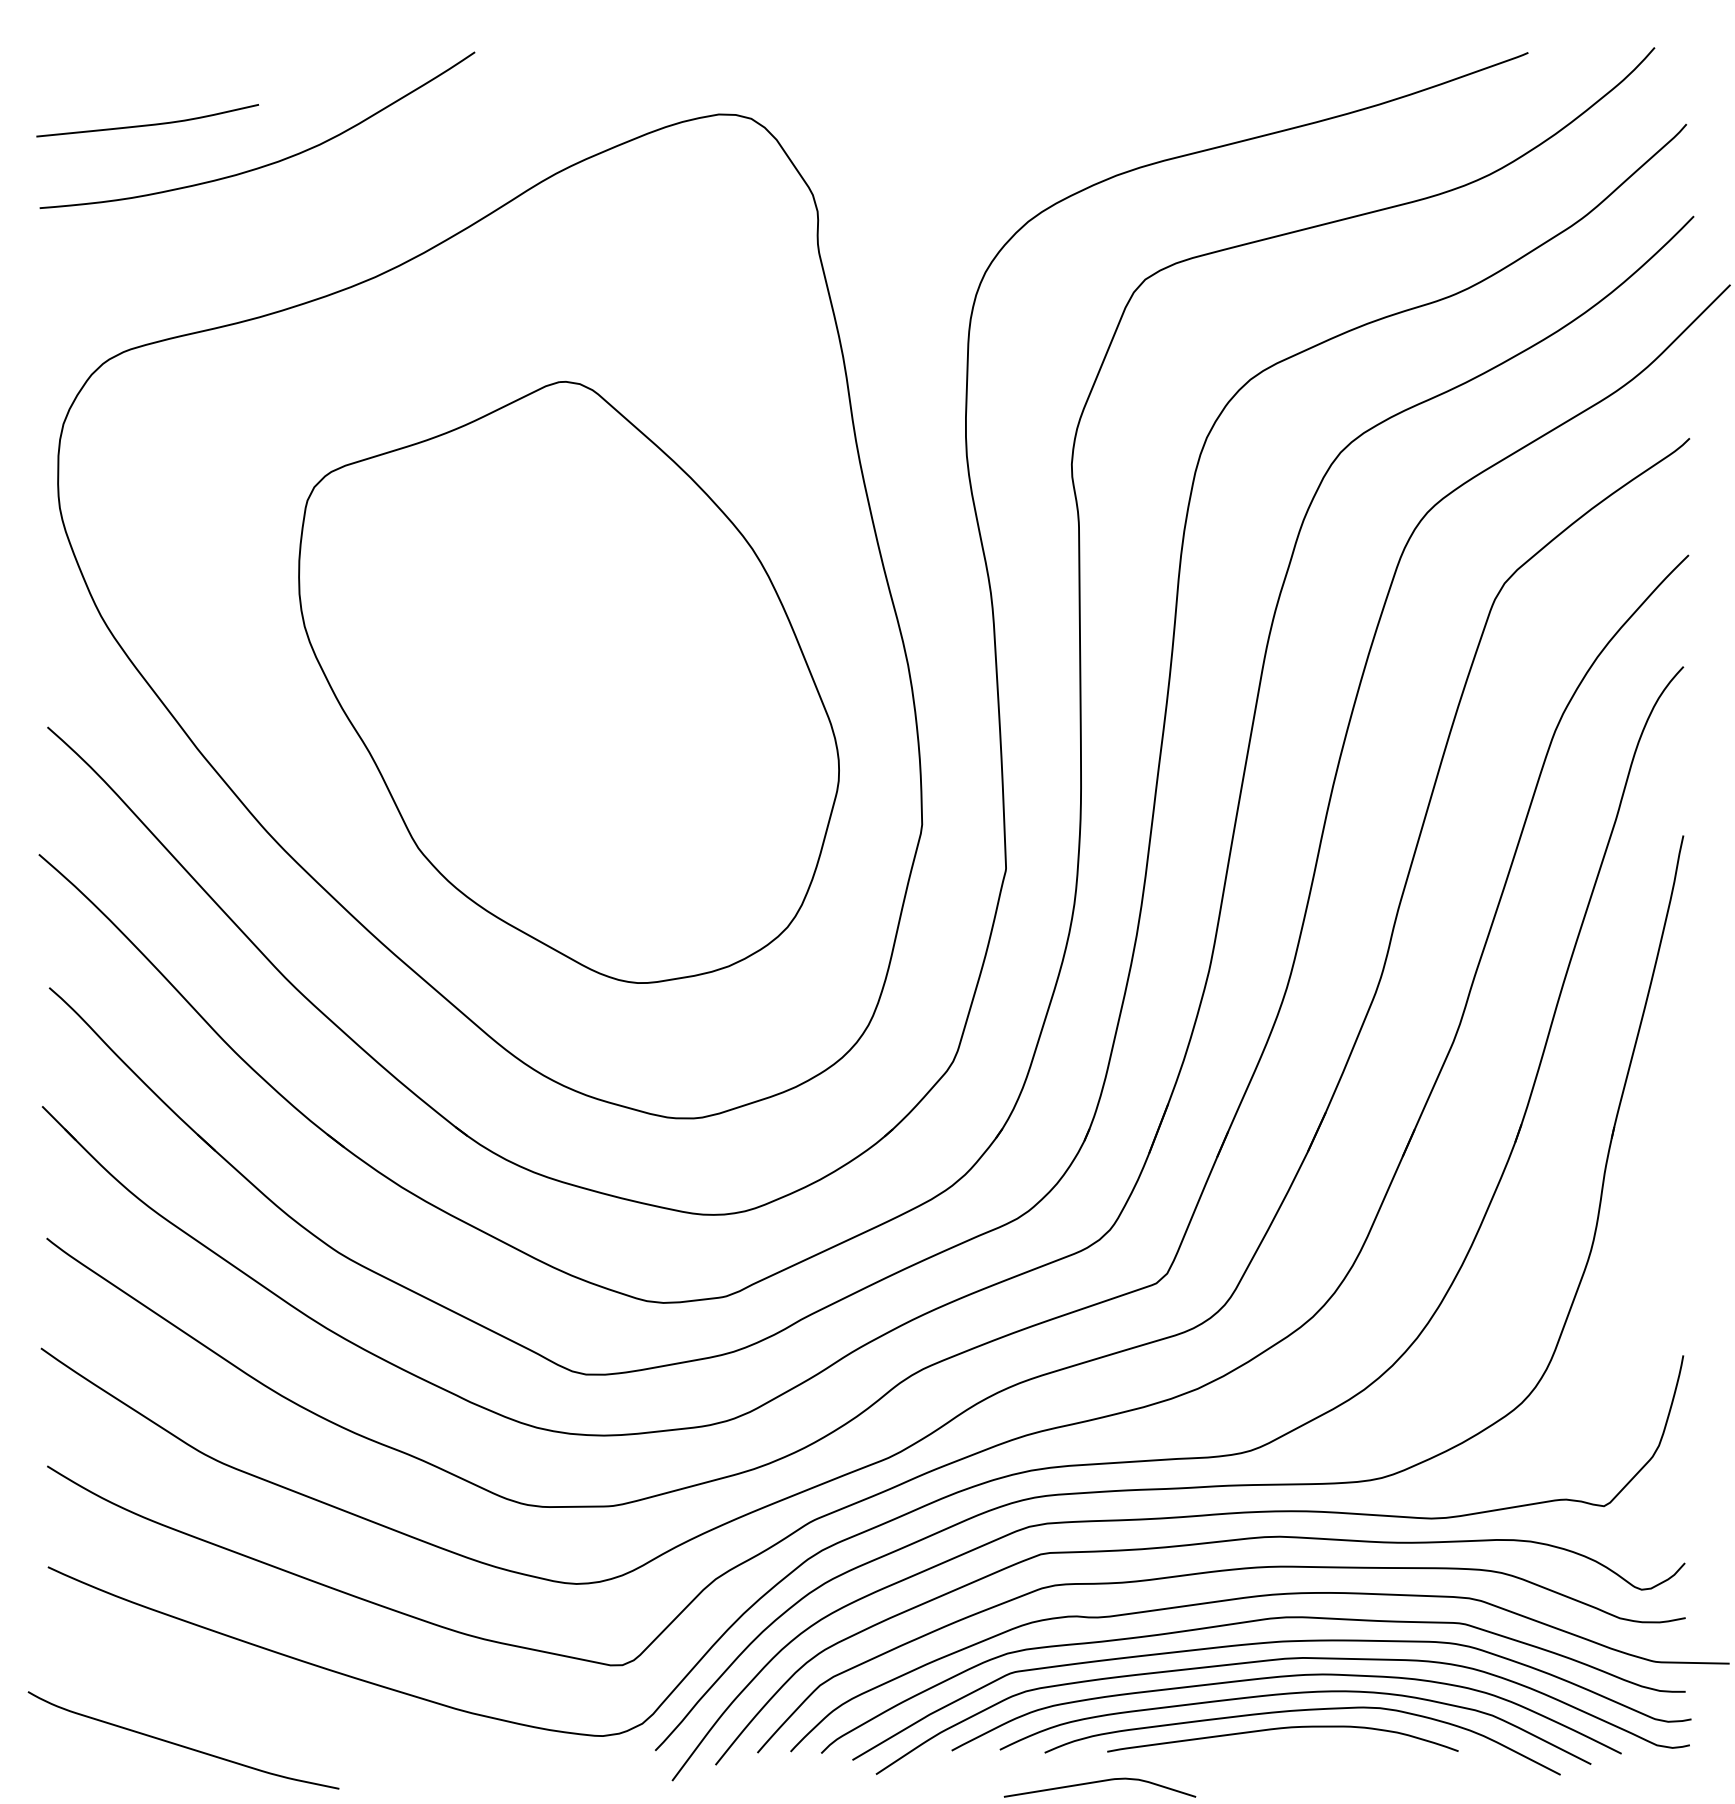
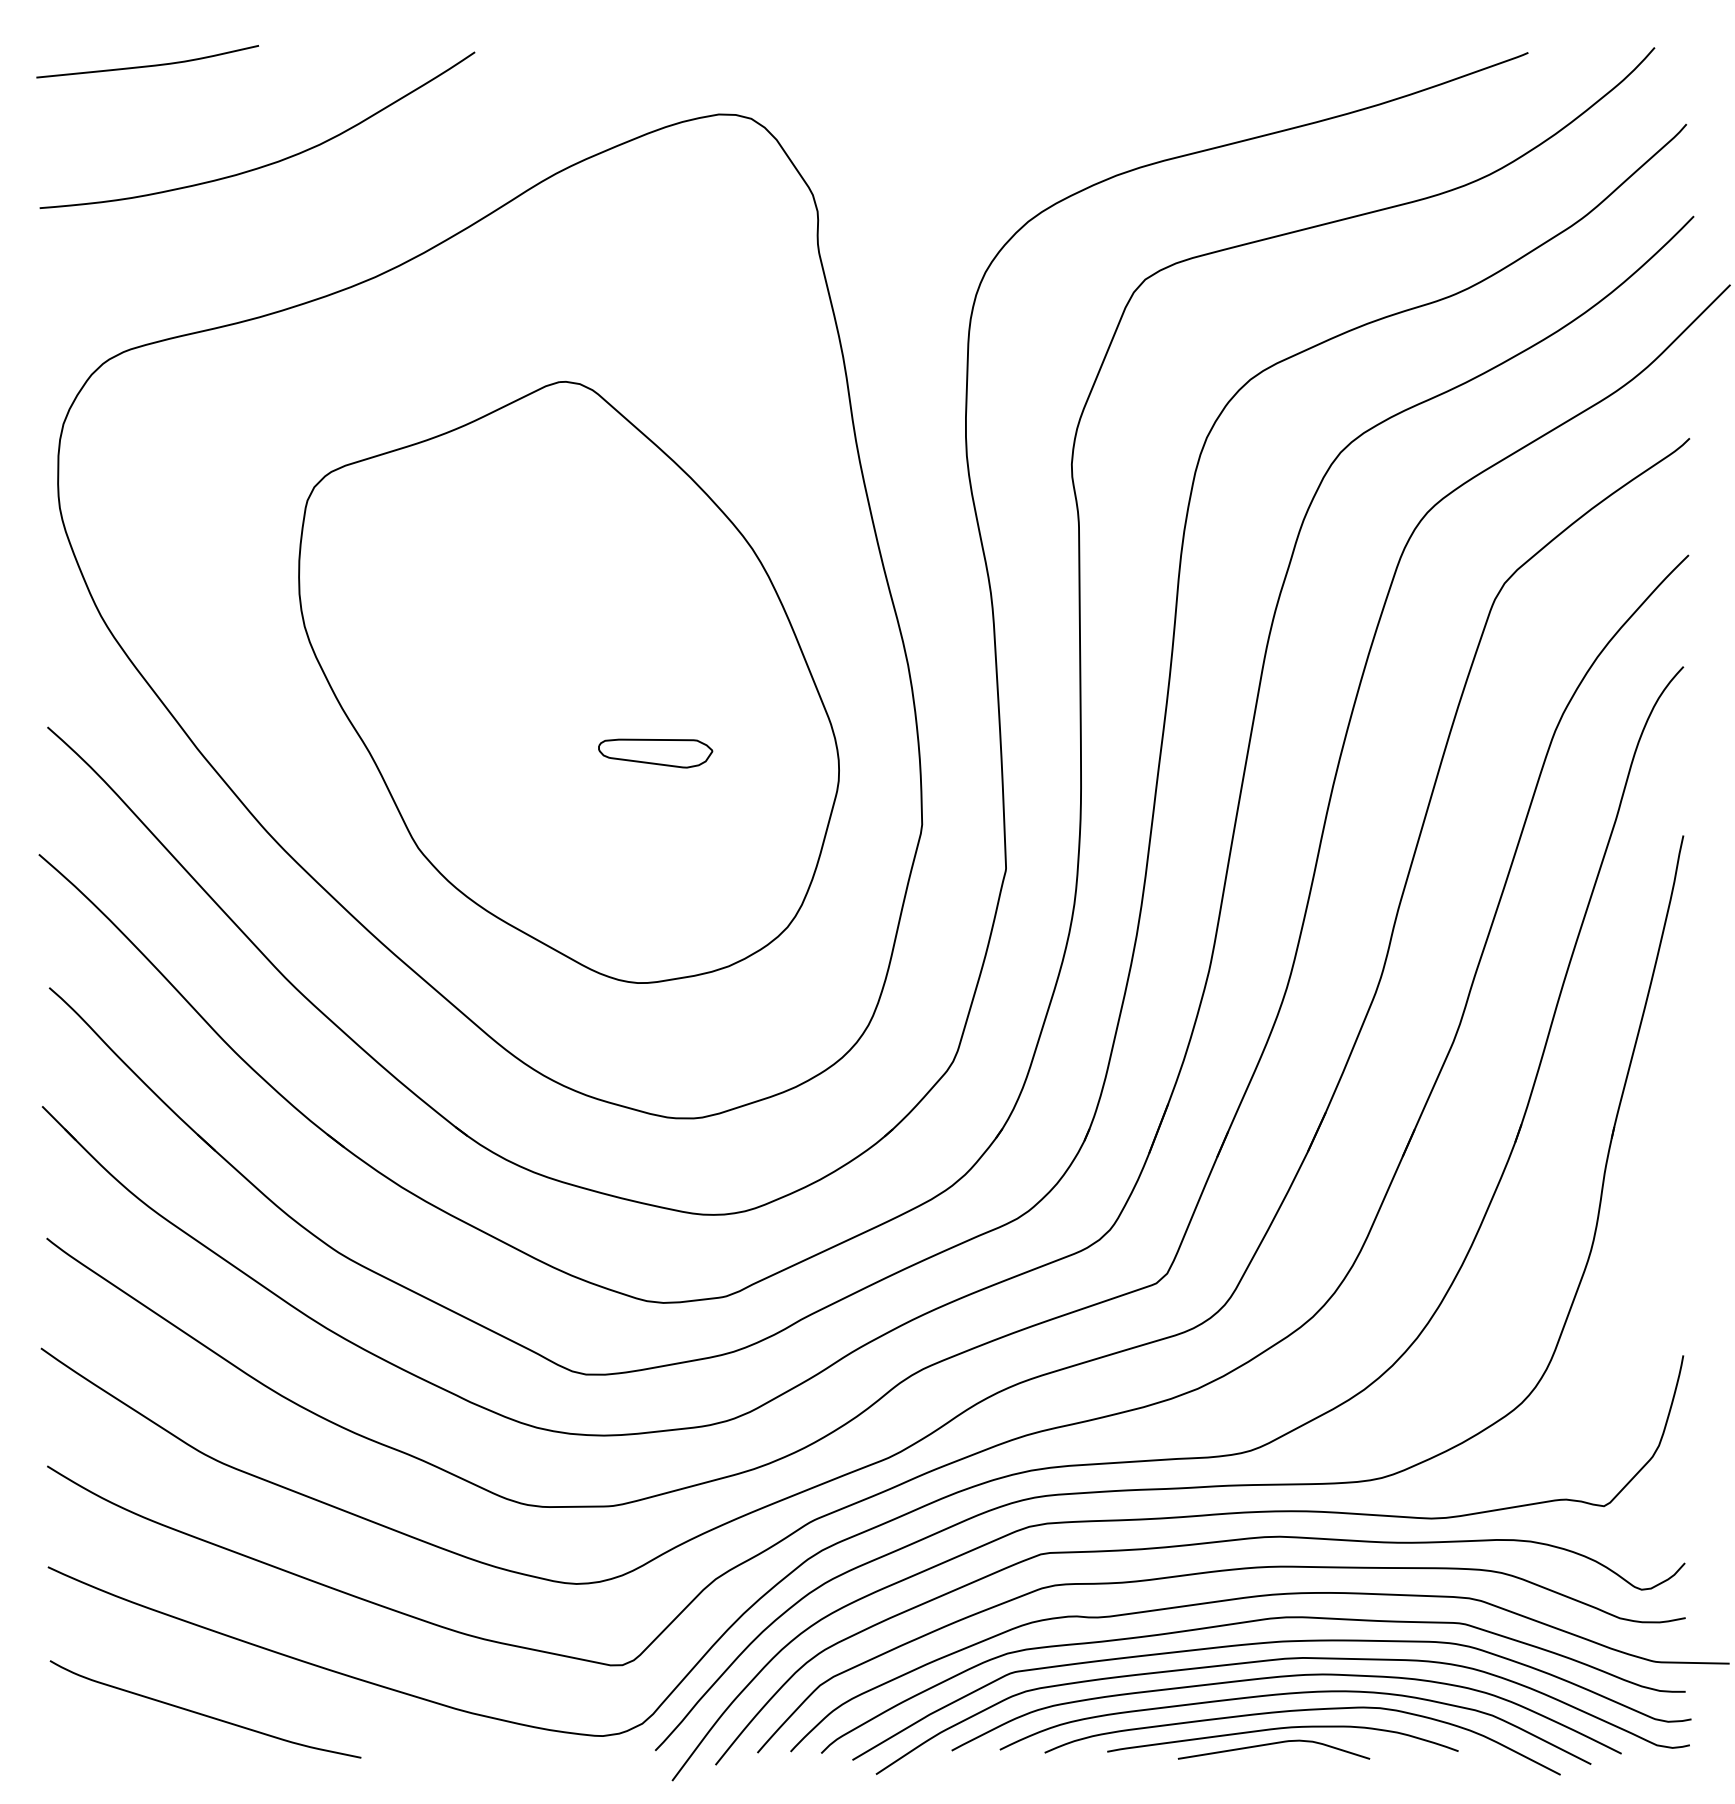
curve position: (147, 124) -> (147, 65) (147, 65)
part: none -> present (655, 753)
curve position: (180, 1744) -> (202, 1713) (202, 1713)
curve position: (1099, 1782) -> (1273, 1744) (1273, 1744)
